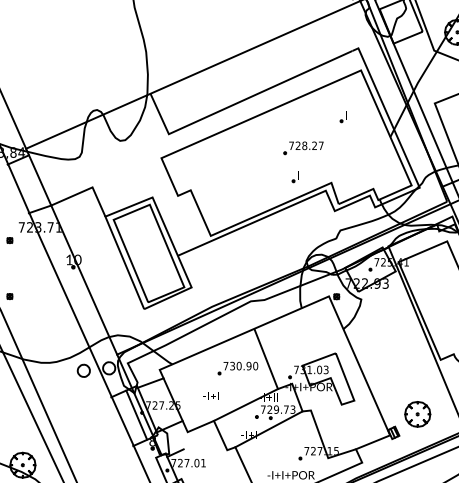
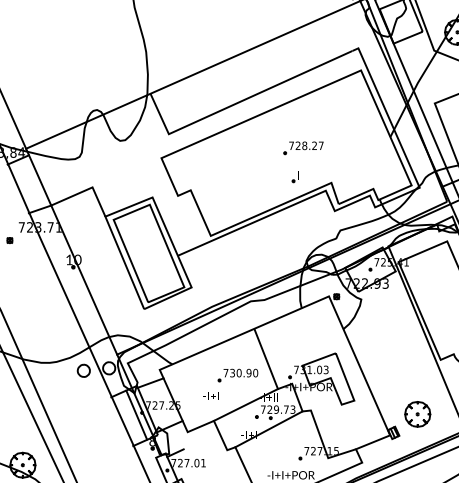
part: present -> none (342, 117)
part: present -> none (9, 296)
part position: (237, 368) -> (237, 375) (237, 375)
